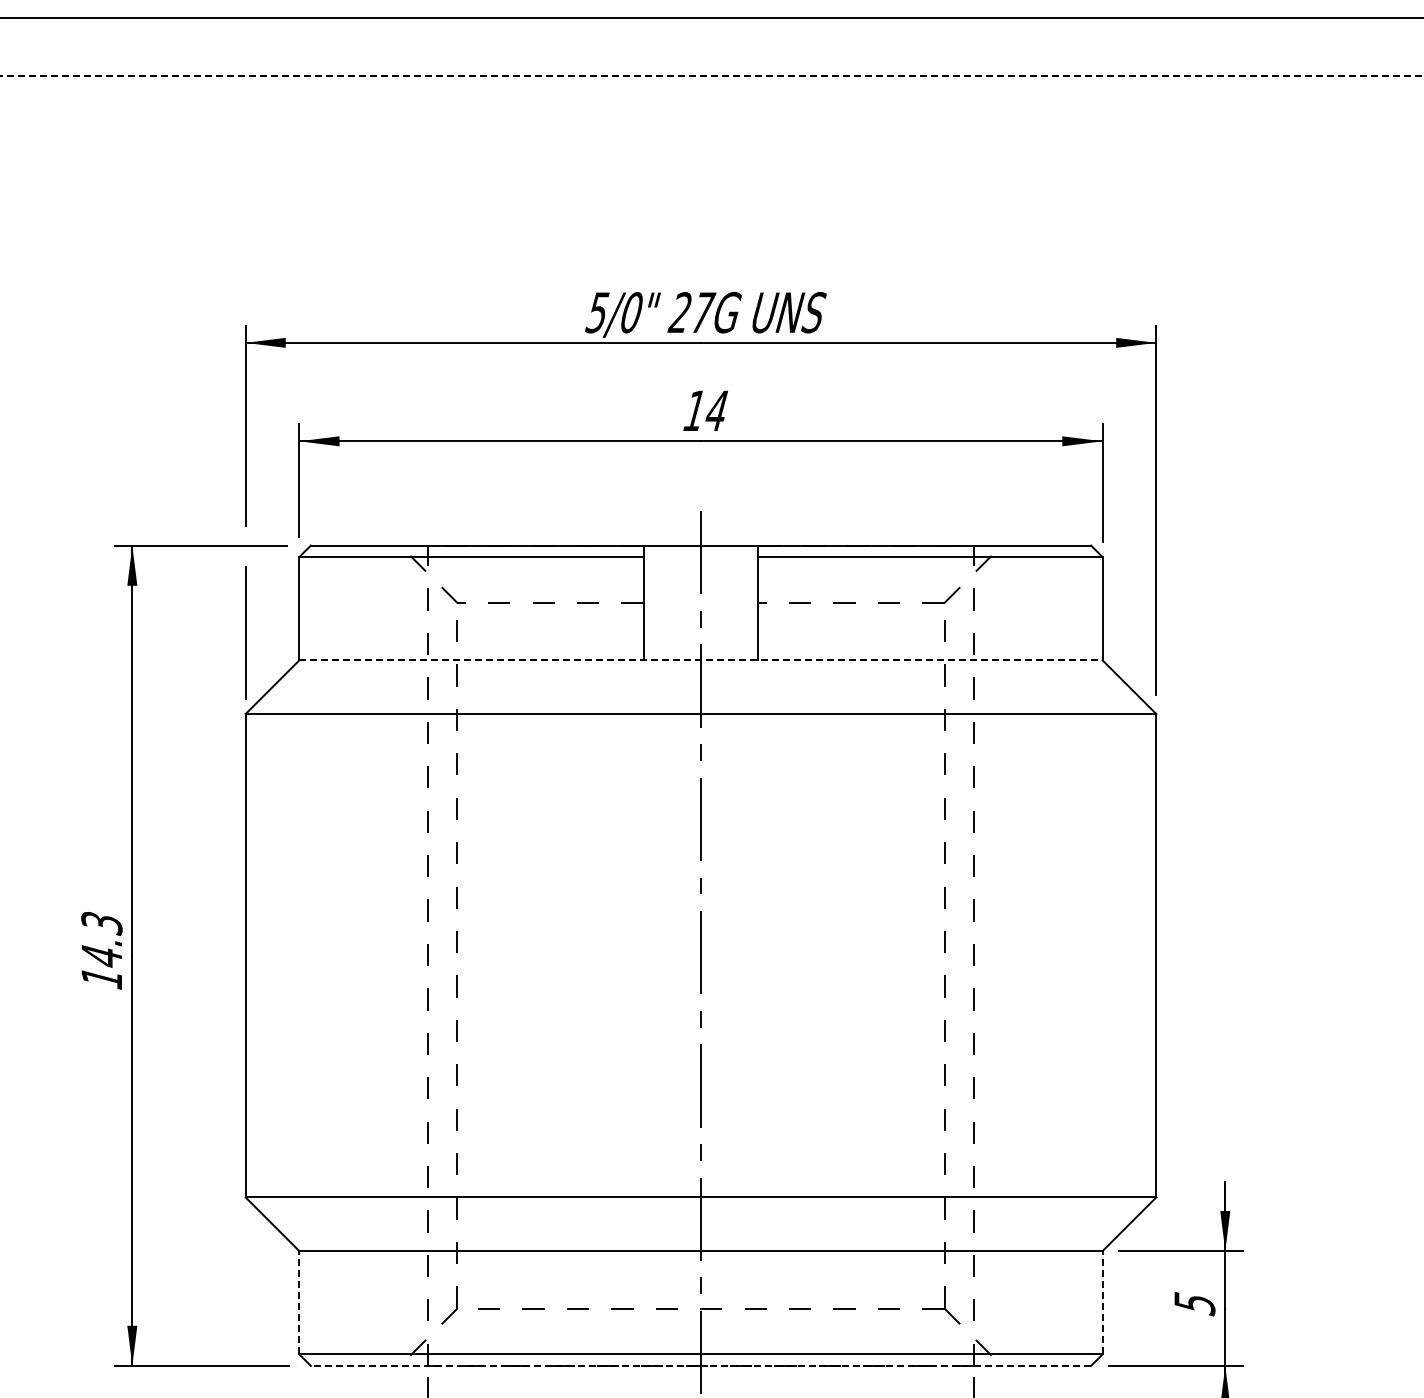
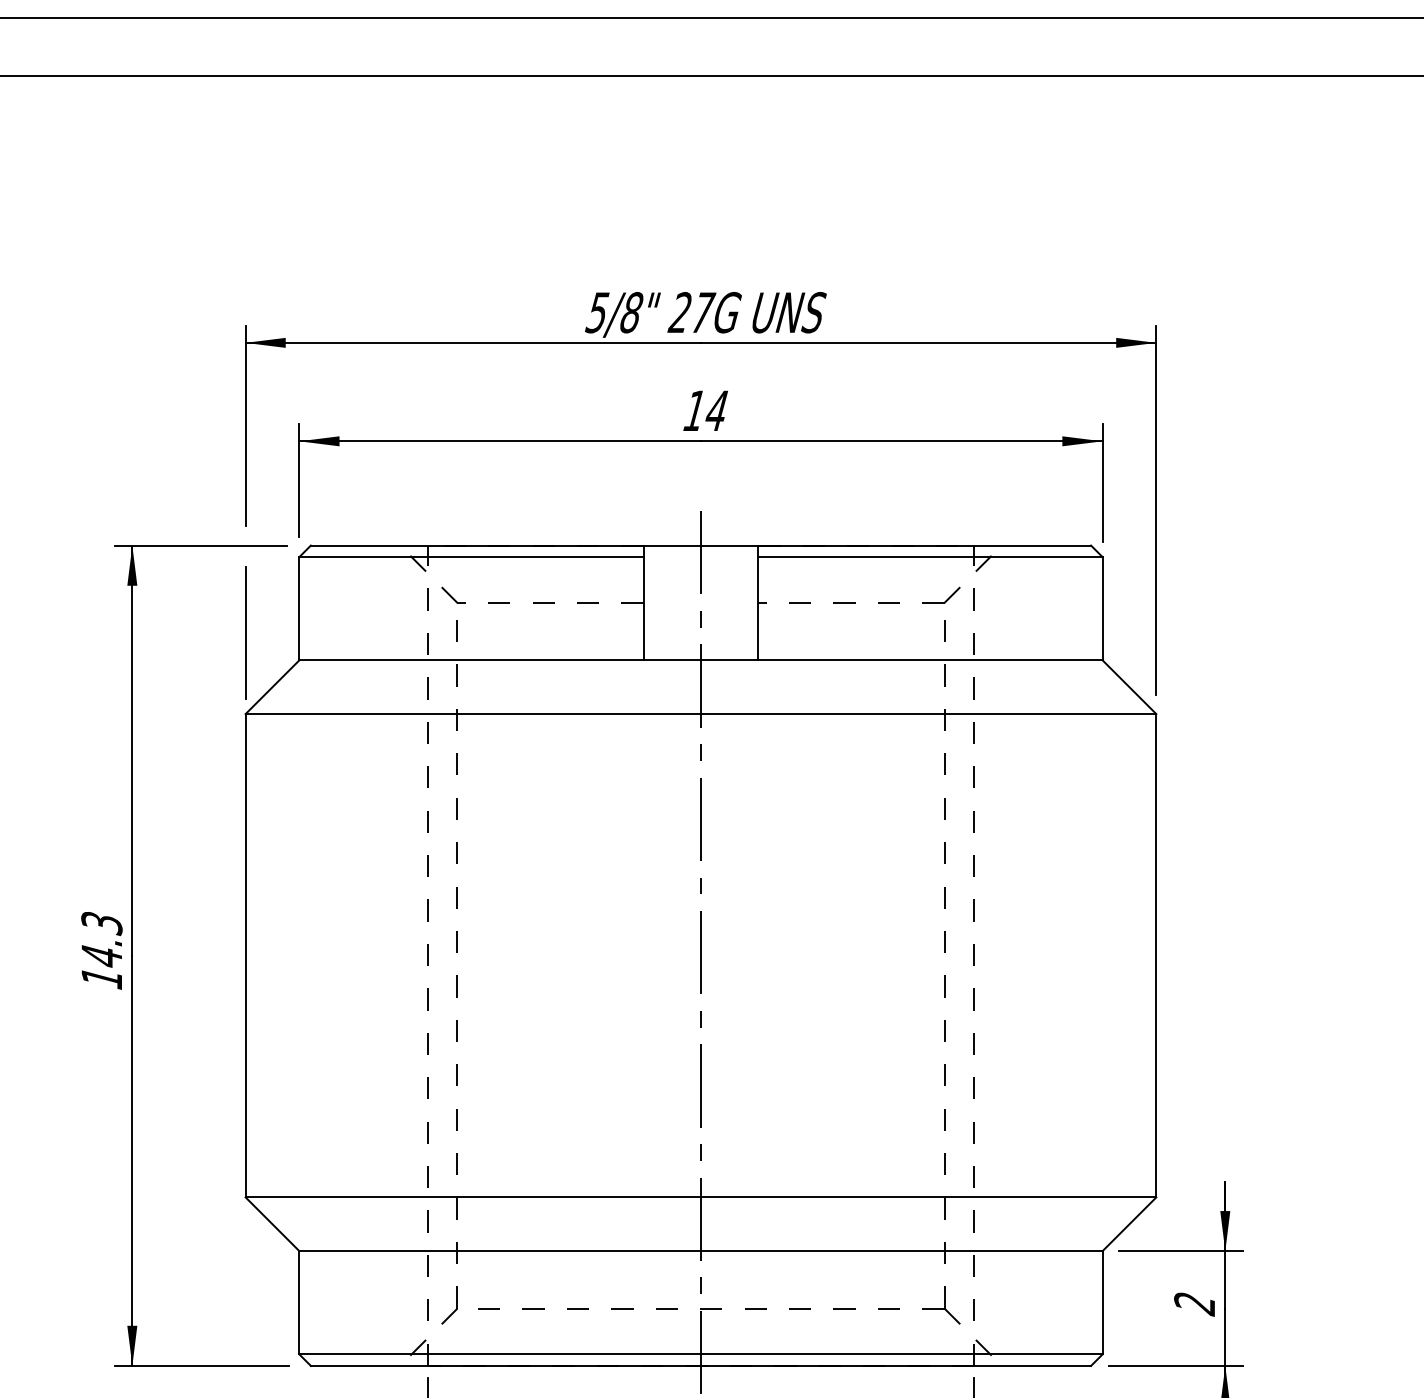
line: dashed -> solid (712, 75)
text: 5/0" -> 5/8" (631, 312)
line: dashed -> solid (700, 660)
line: dashed -> solid (299, 1302)
line: dashed -> solid (1102, 1302)
text: 5 -> 2 (1194, 1303)
line: dashed -> solid (700, 1365)
